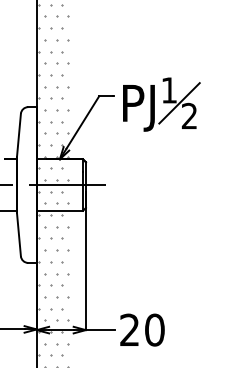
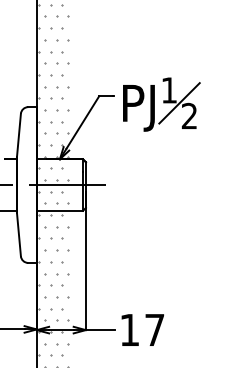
text: 20 -> 17 (142, 329)
